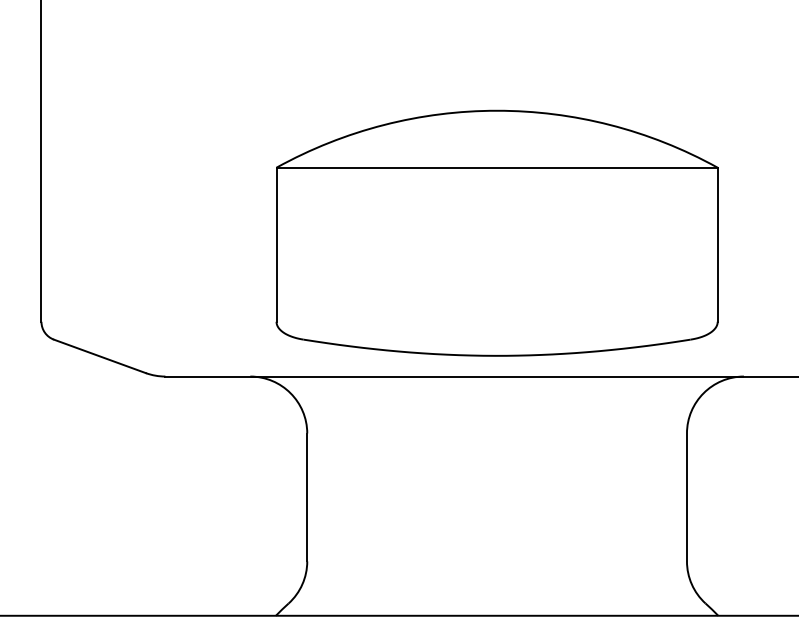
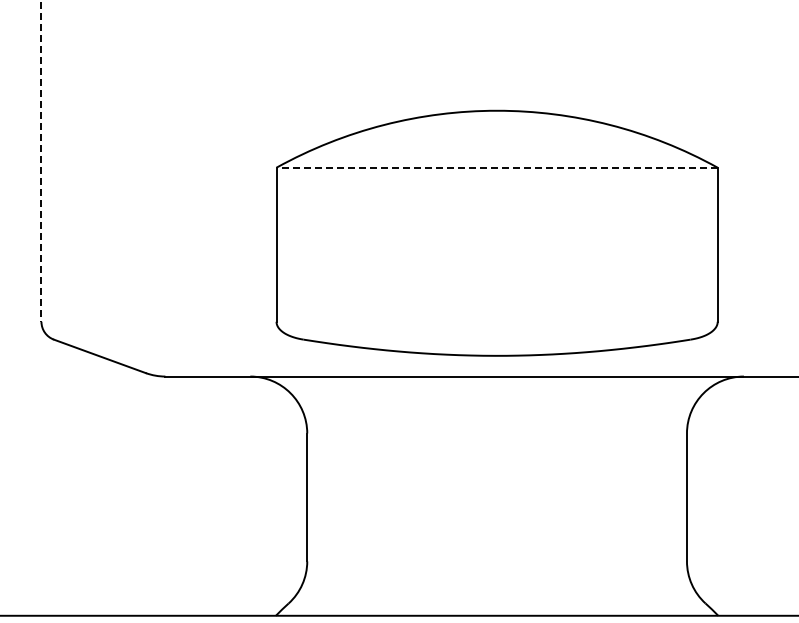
line: solid -> dashed (41, 160)
line: solid -> dashed (497, 167)
